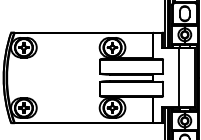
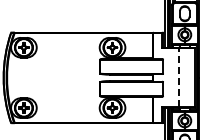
line: solid -> dashed (178, 77)
